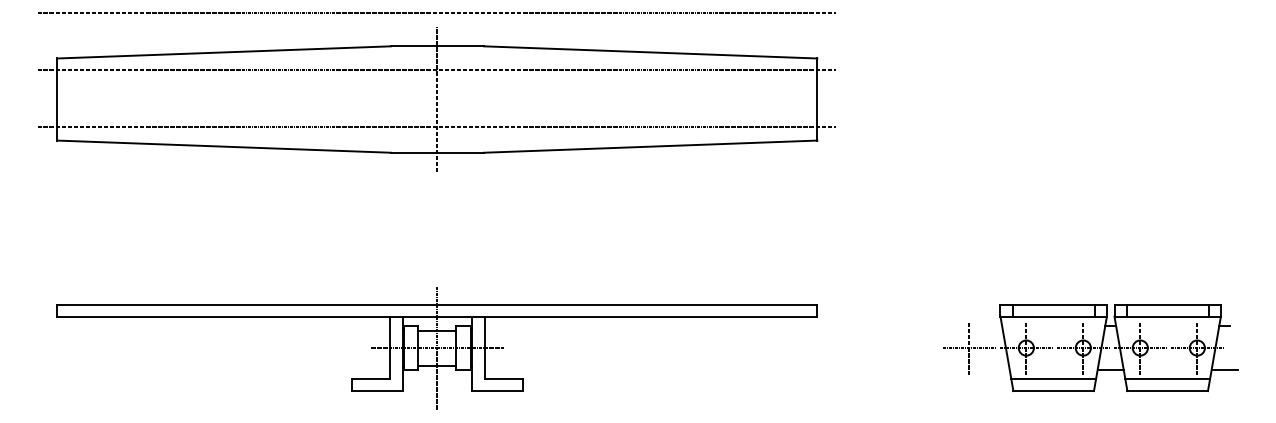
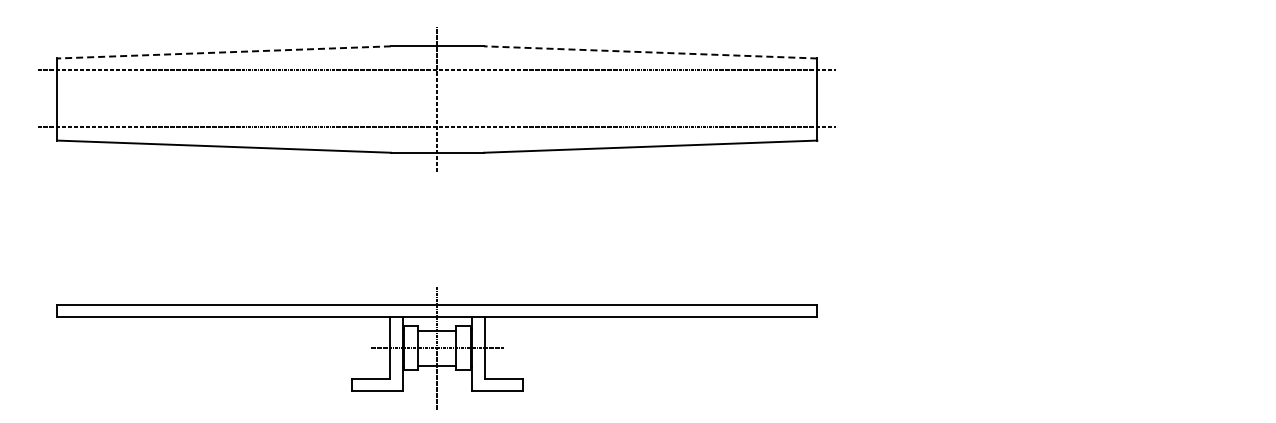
line: present -> none (437, 12)
line: solid -> dashed (224, 52)
line: solid -> dashed (650, 52)
part: present -> none (1090, 347)
